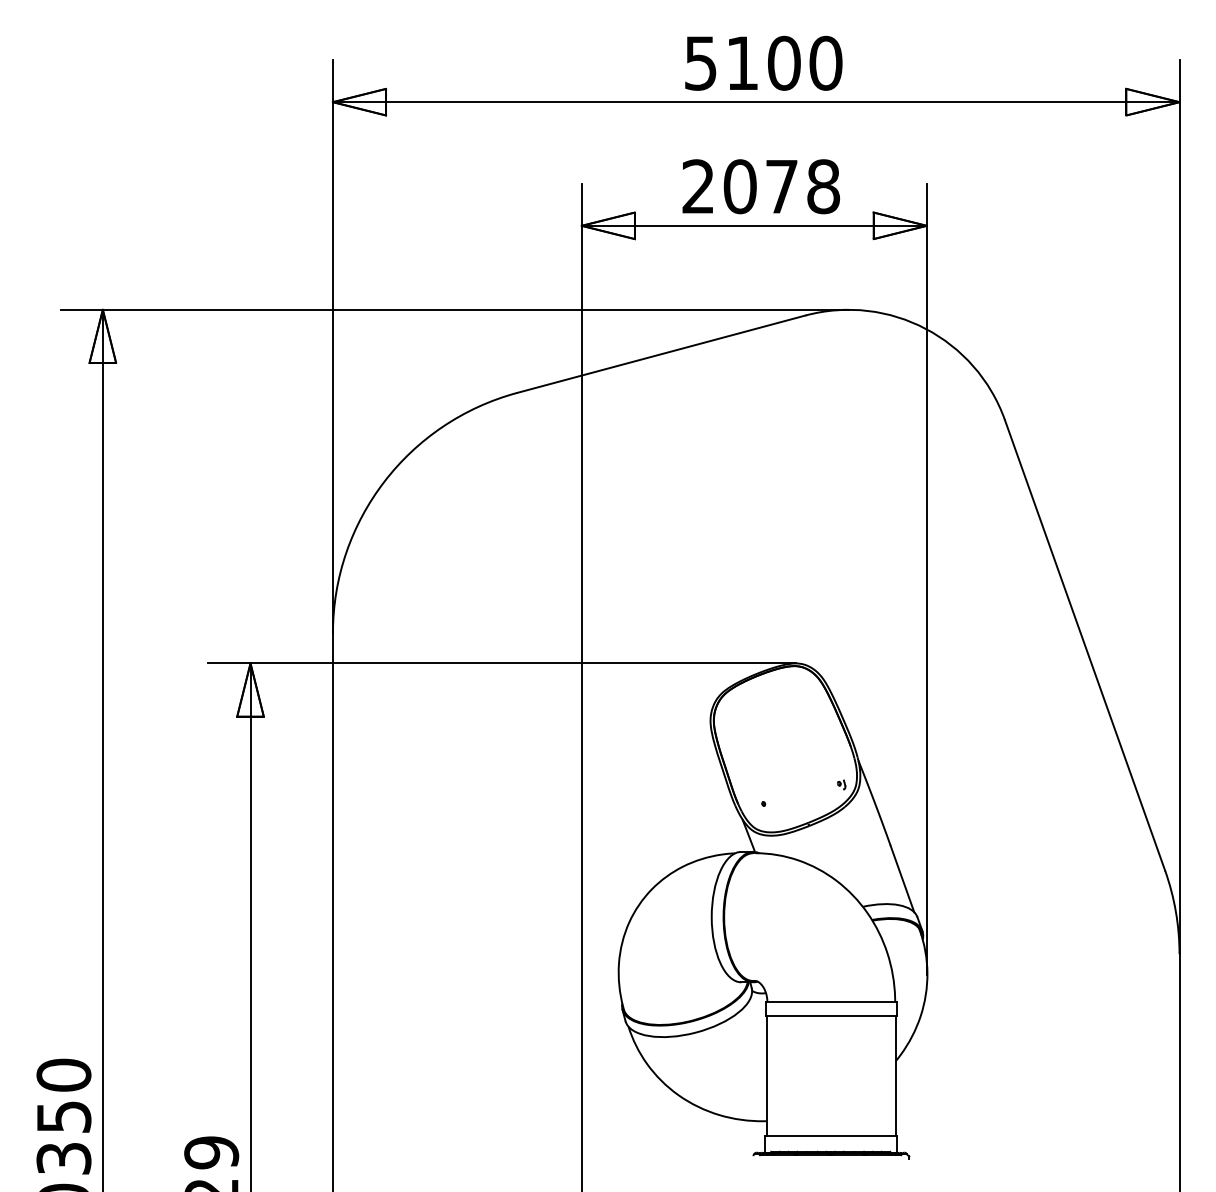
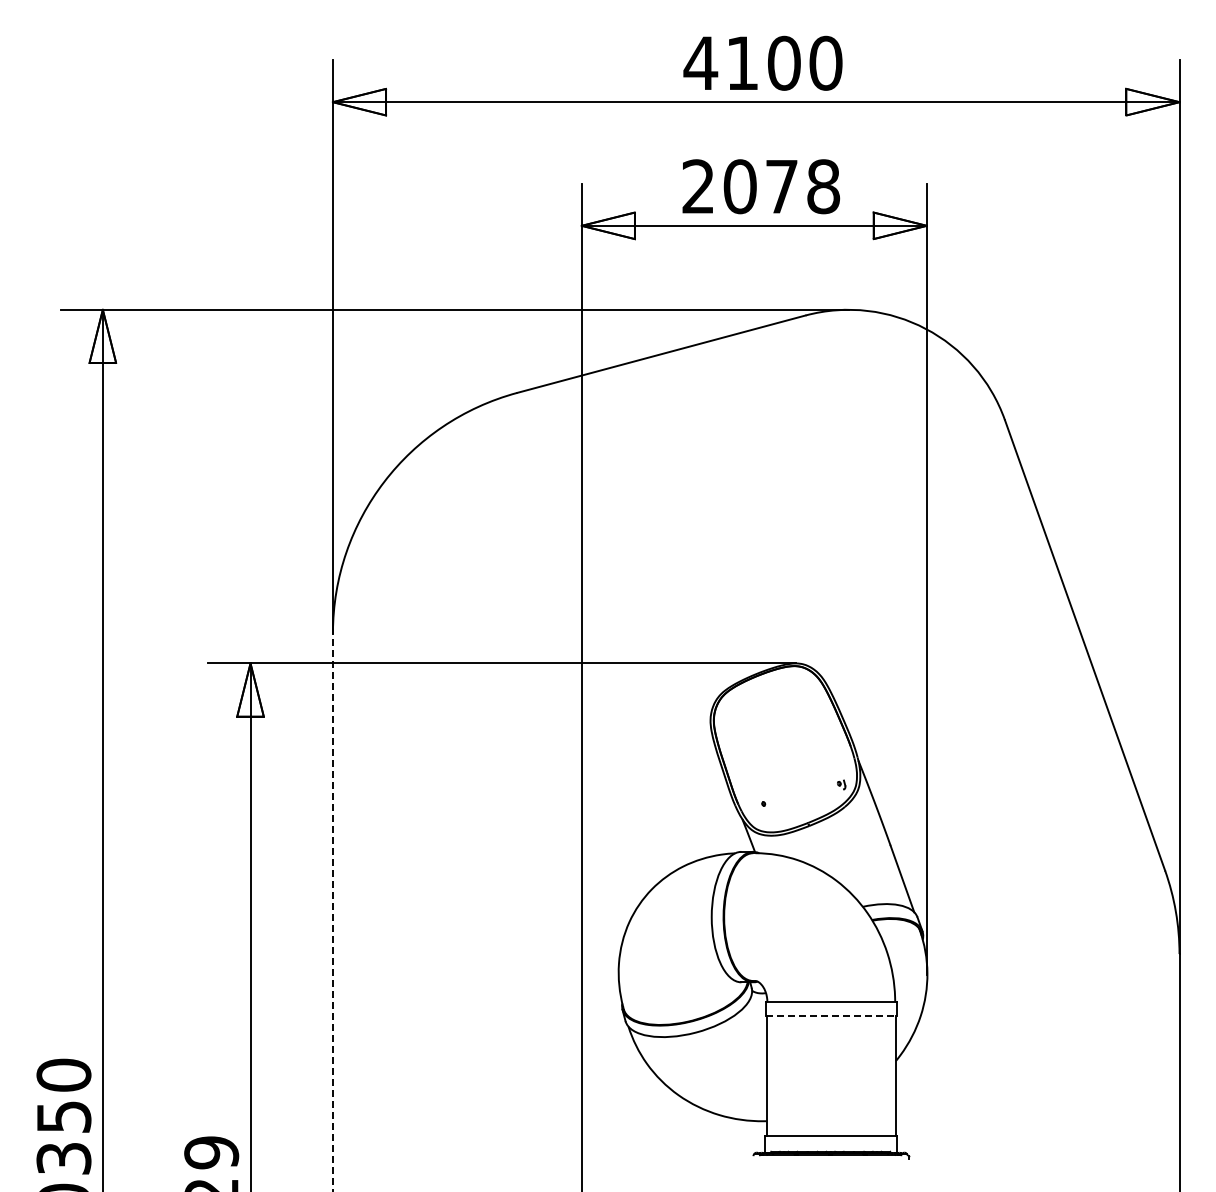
text: 5100 -> 4100 (700, 63)
line: solid -> dashed (332, 912)
line: solid -> dashed (831, 1015)
